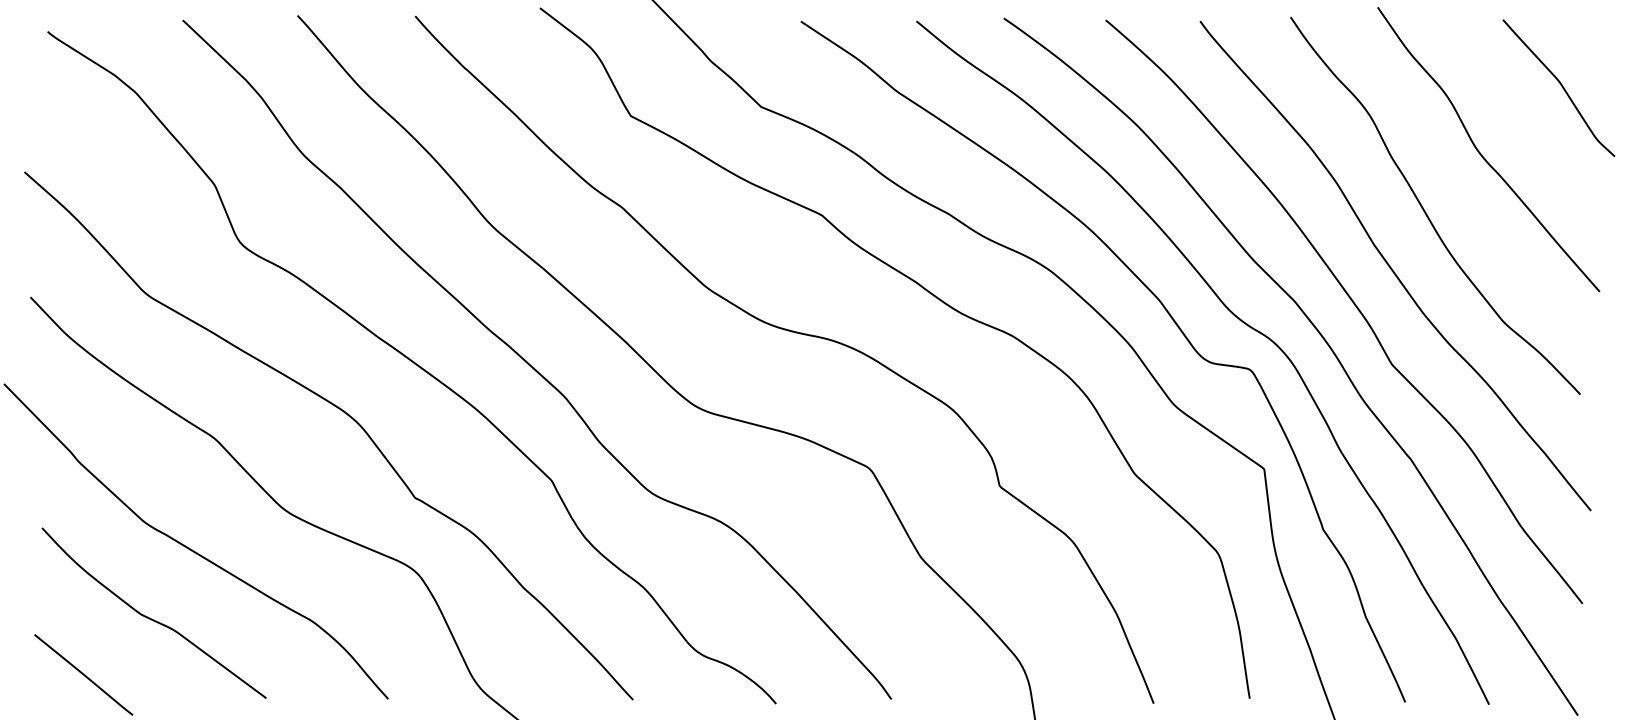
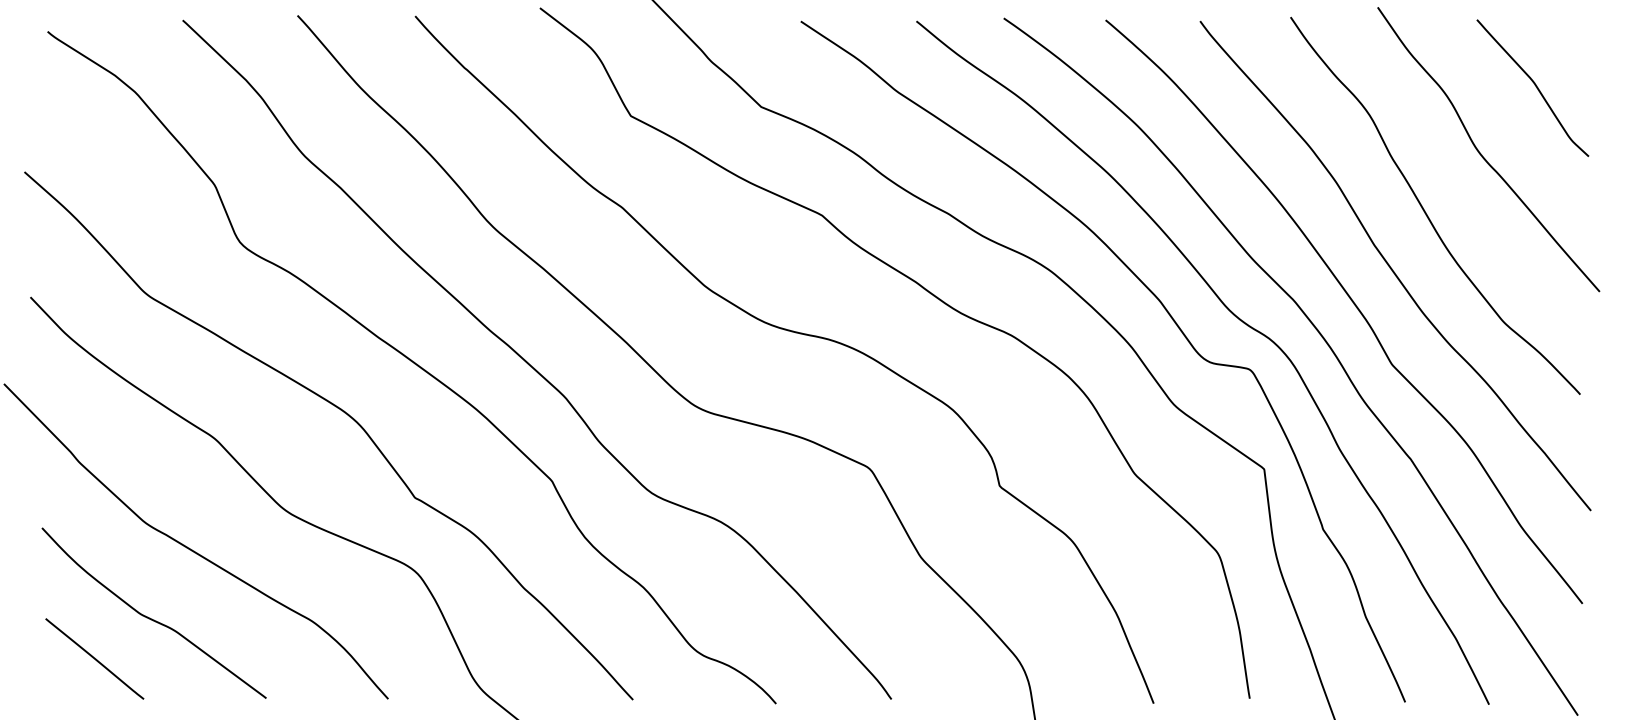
curve position: (1560, 85) -> (1534, 85) (1534, 85)
line position: (83, 674) -> (94, 658) (94, 658)
